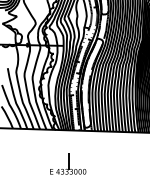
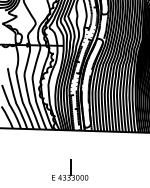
part position: (68, 163) -> (70, 169) (70, 169)
